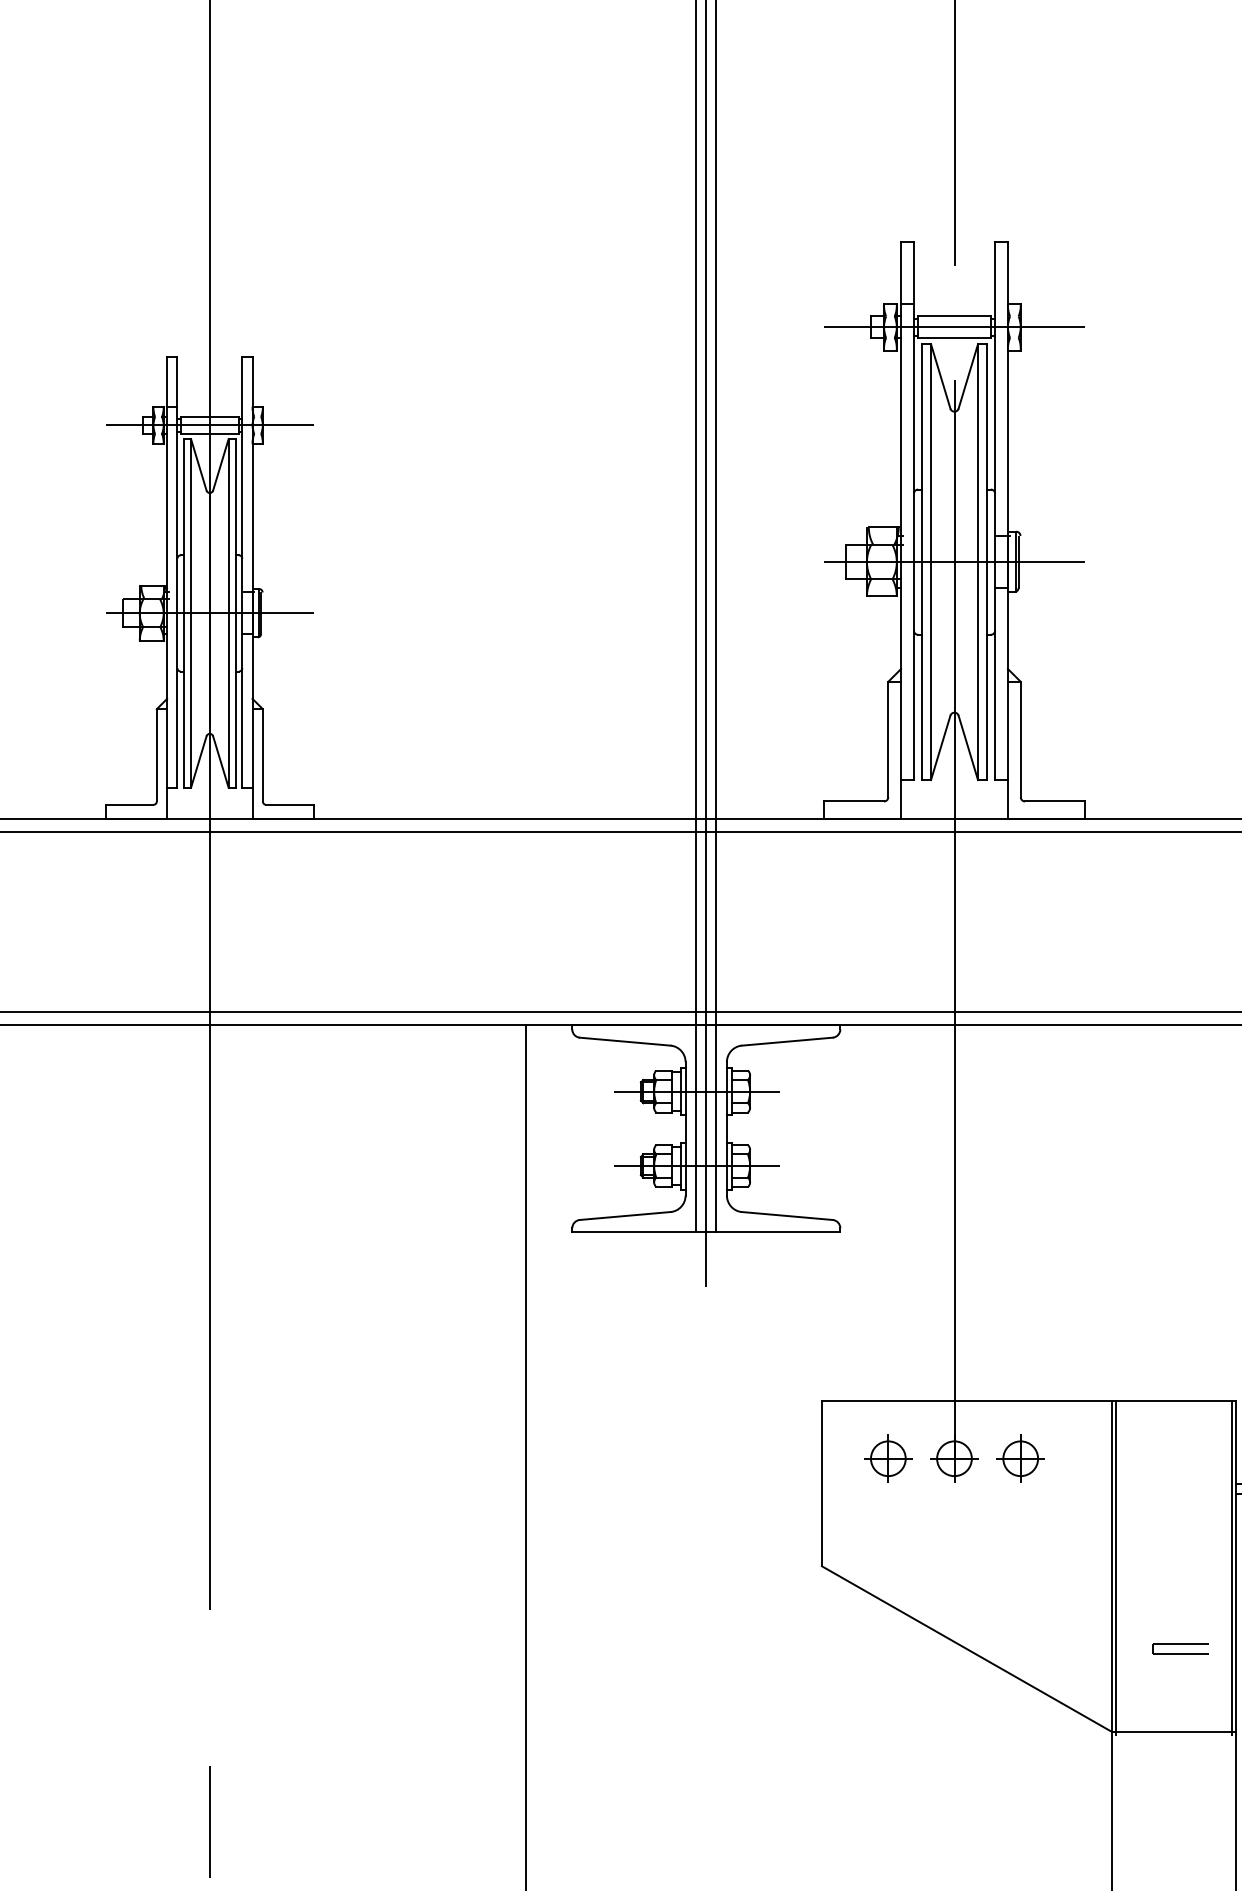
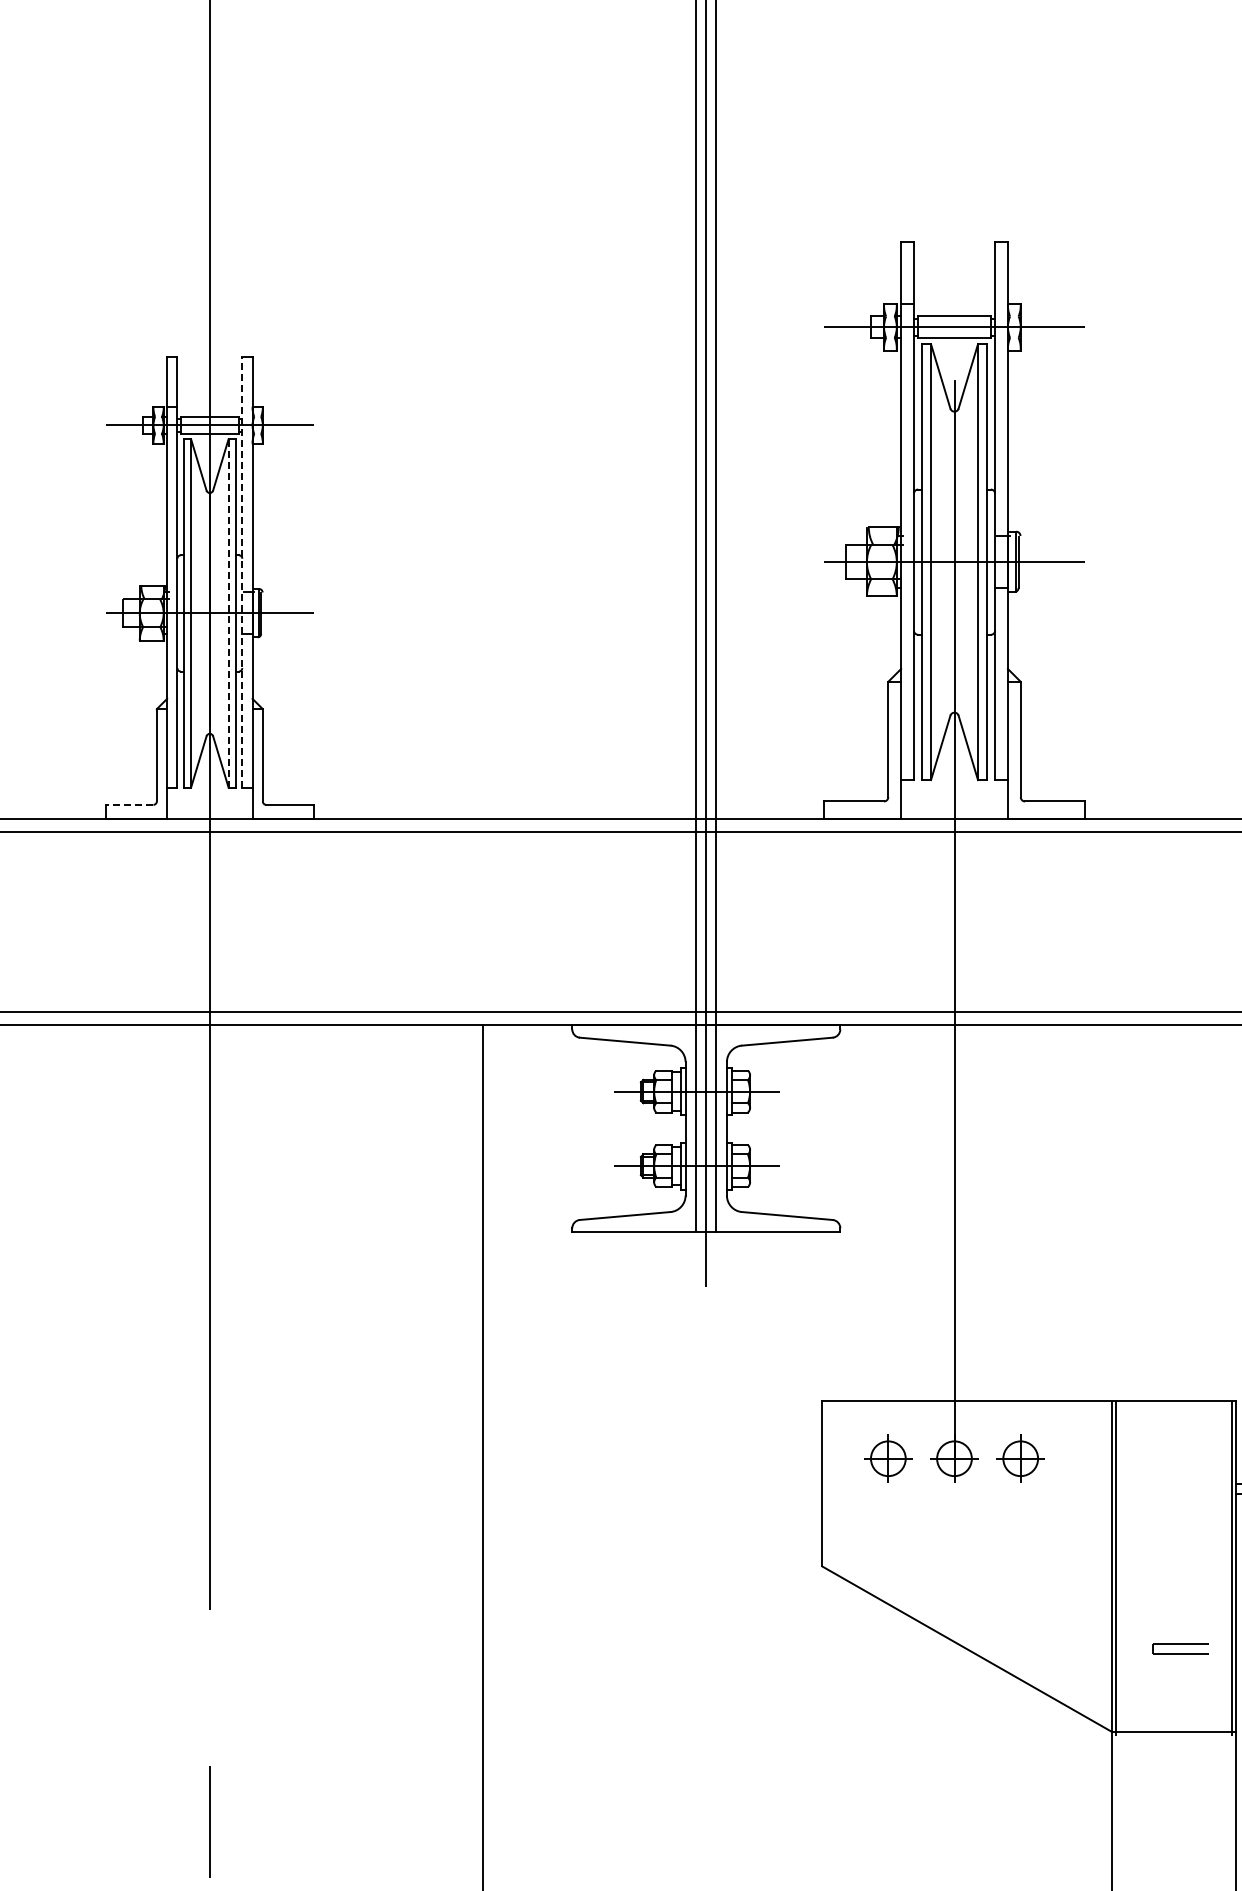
line: present -> none (954, 133)
line: solid -> dashed (242, 571)
line: solid -> dashed (228, 612)
line: solid -> dashed (129, 804)
line position: (526, 1456) -> (483, 1456) (483, 1456)
